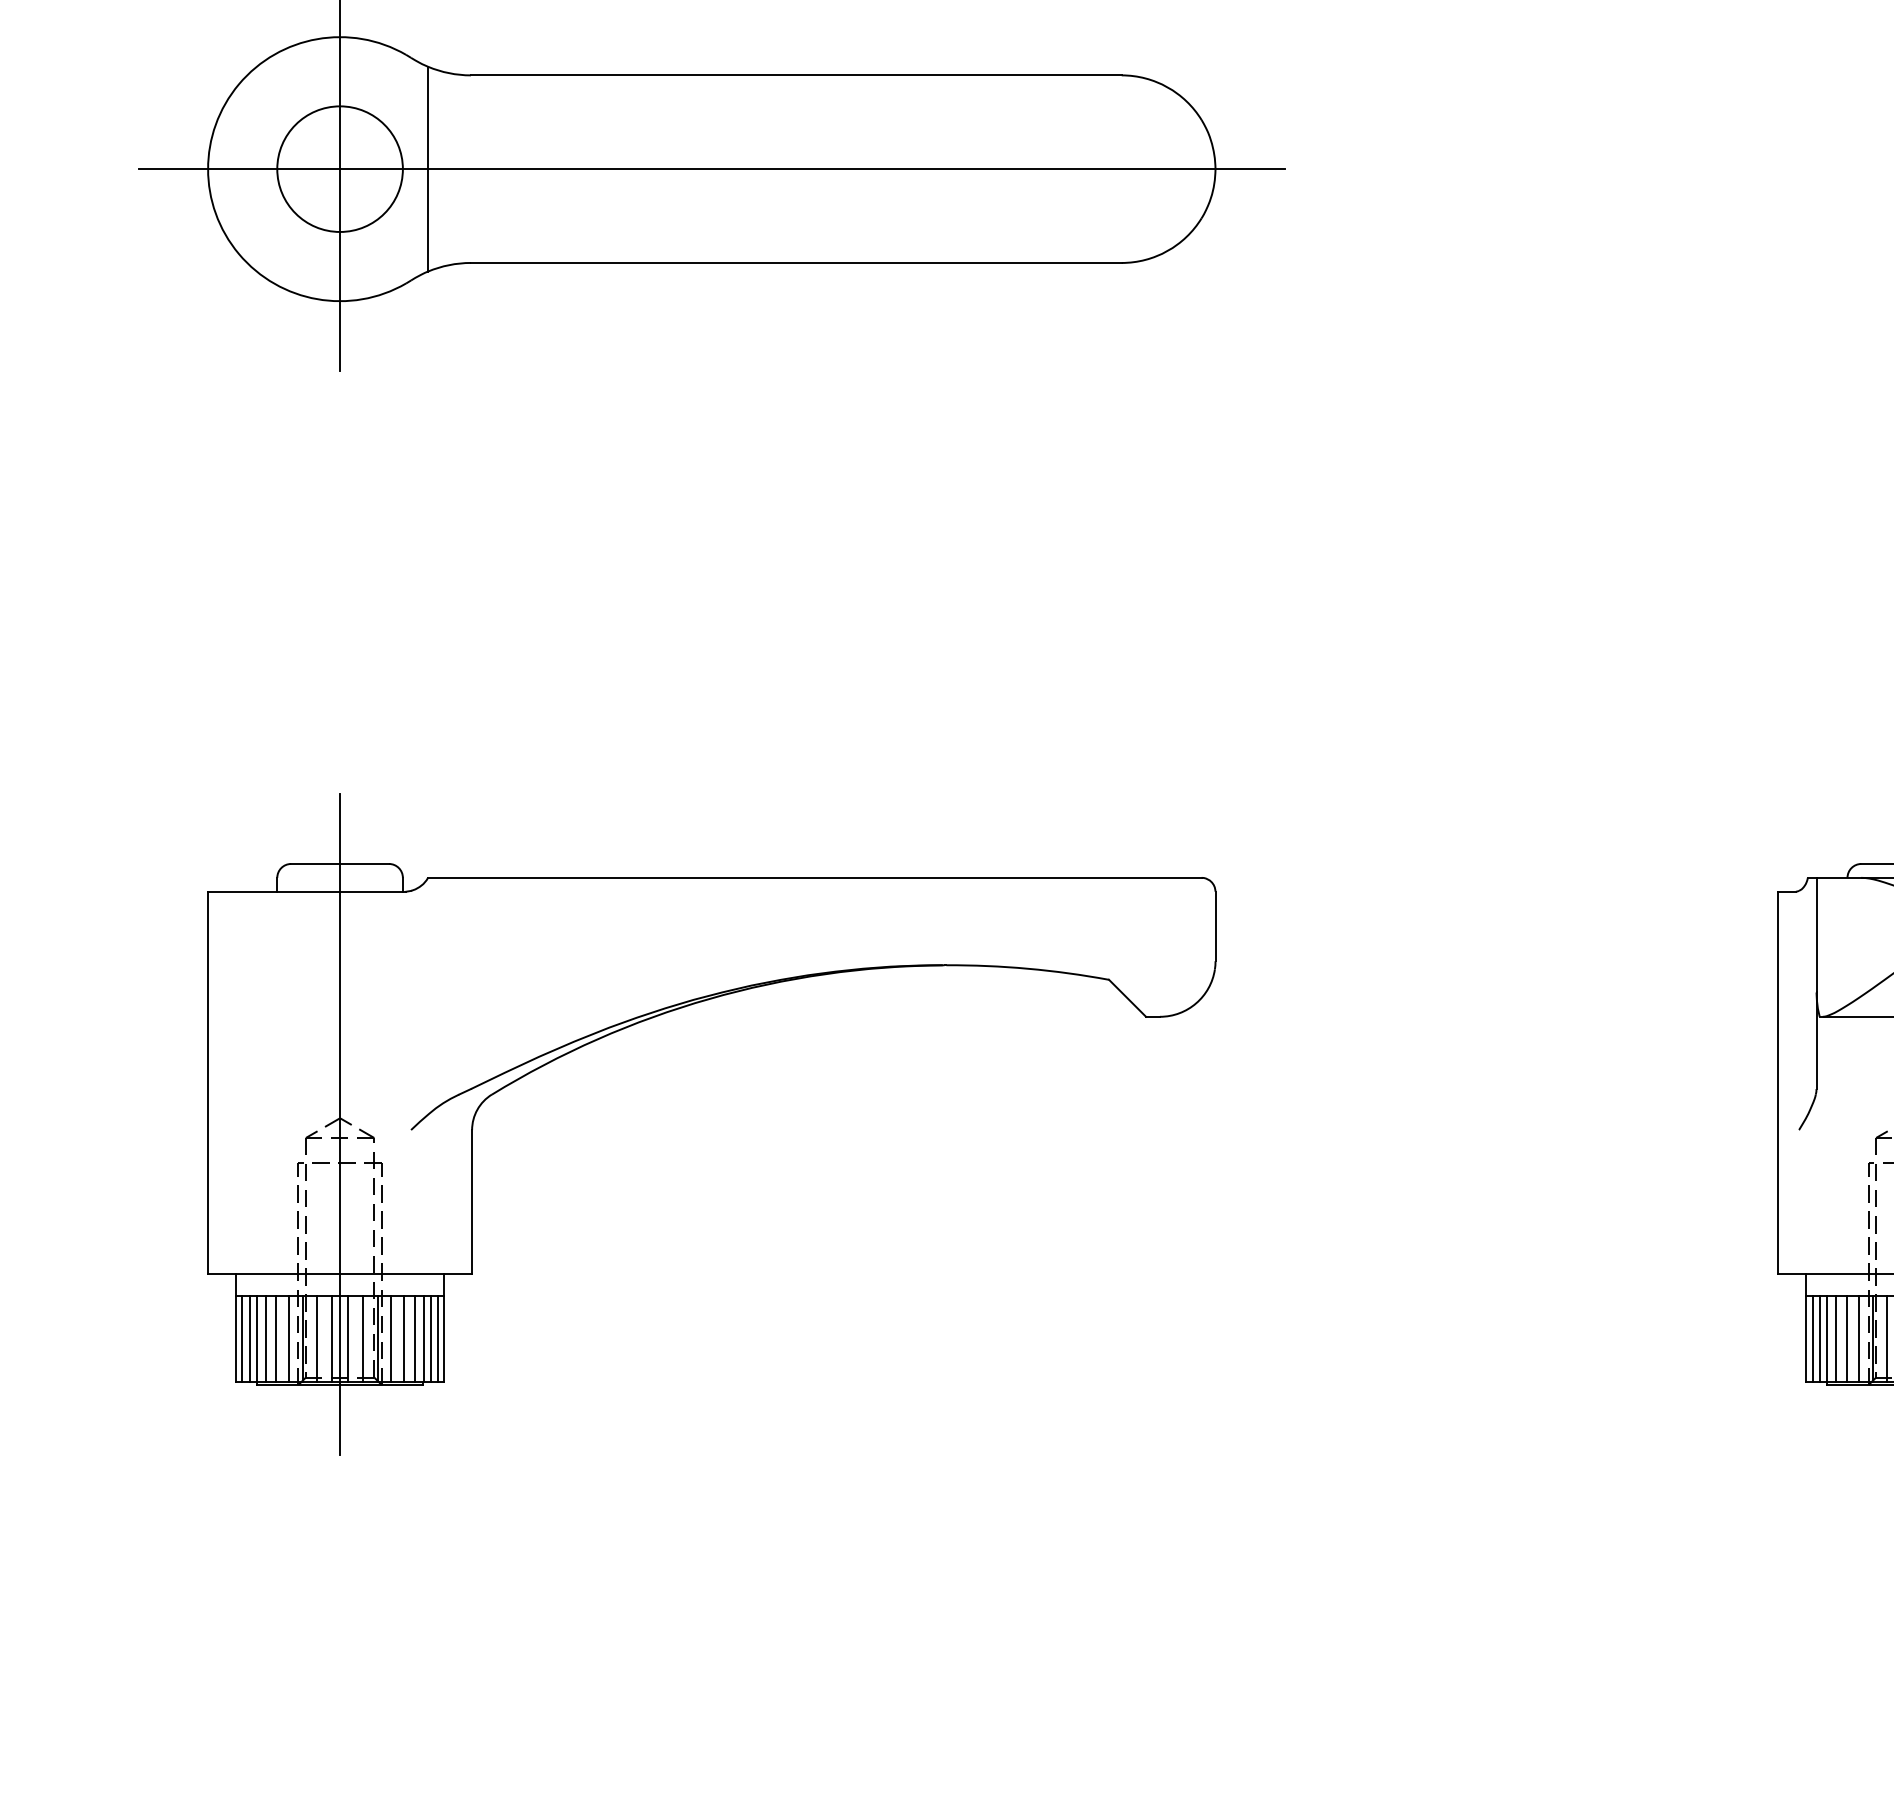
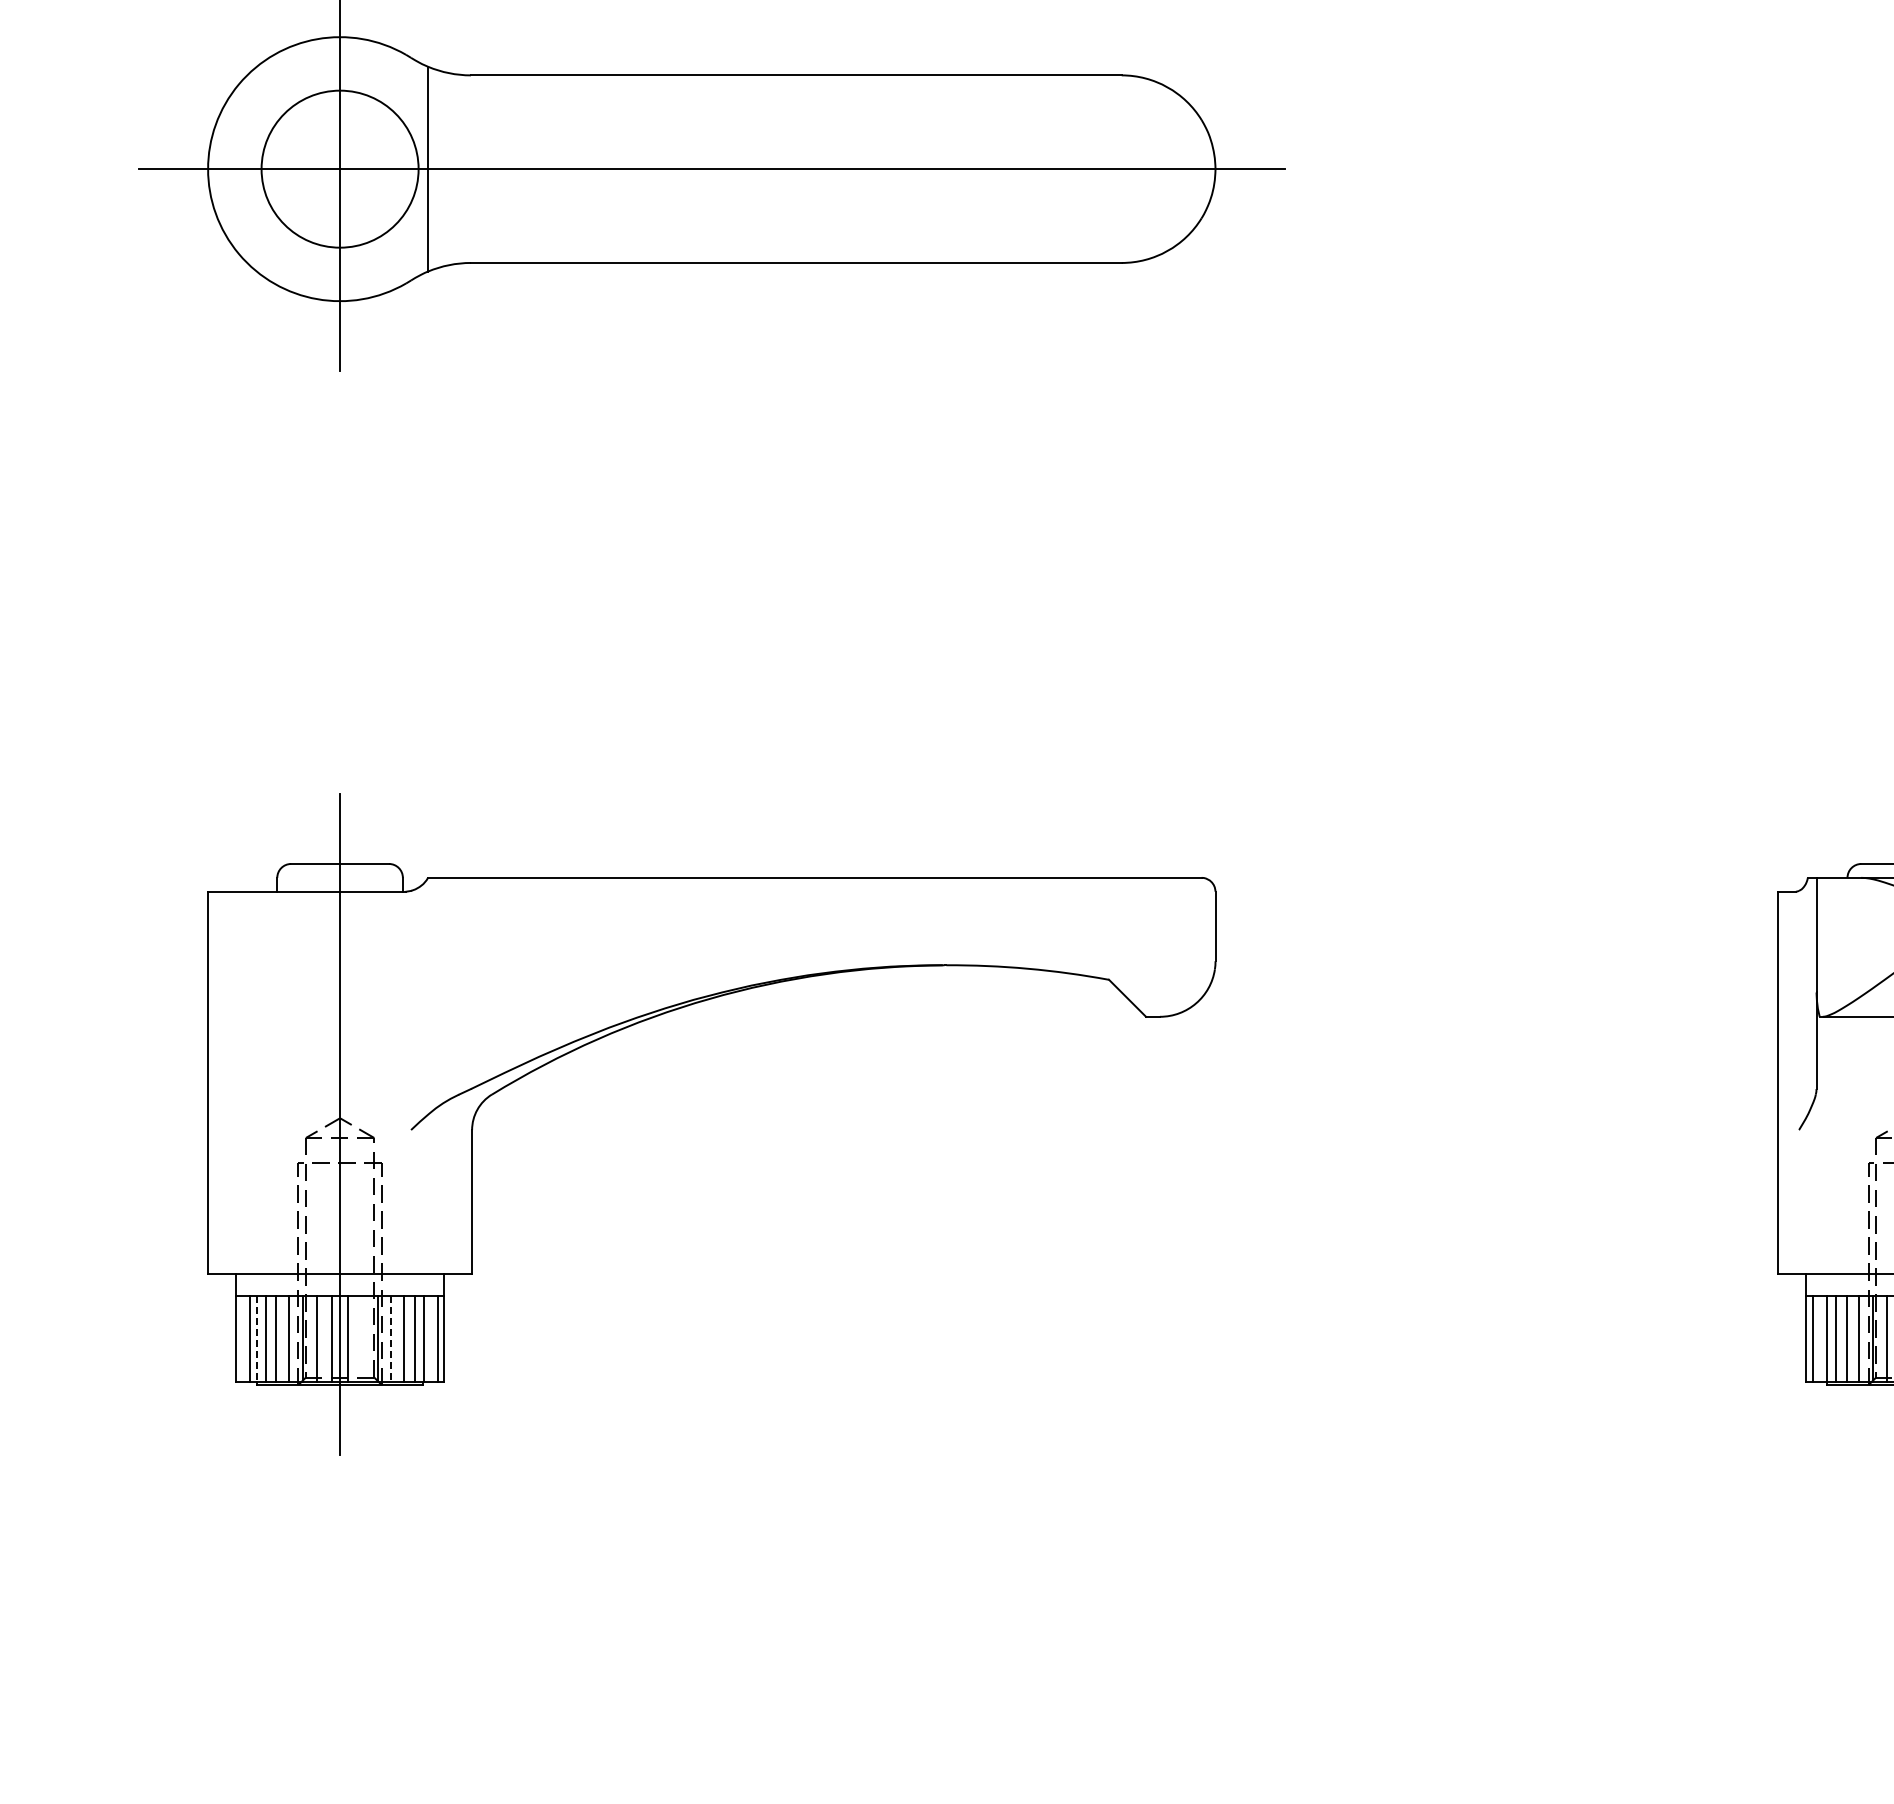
circle diameter: 126 px -> 157 px (339, 168)
line: present -> none (242, 1339)
line: solid -> dashed (256, 1339)
line: present -> none (363, 1339)
line: solid -> dashed (391, 1339)
line: present -> none (430, 1339)
line: present -> none (1819, 1339)
